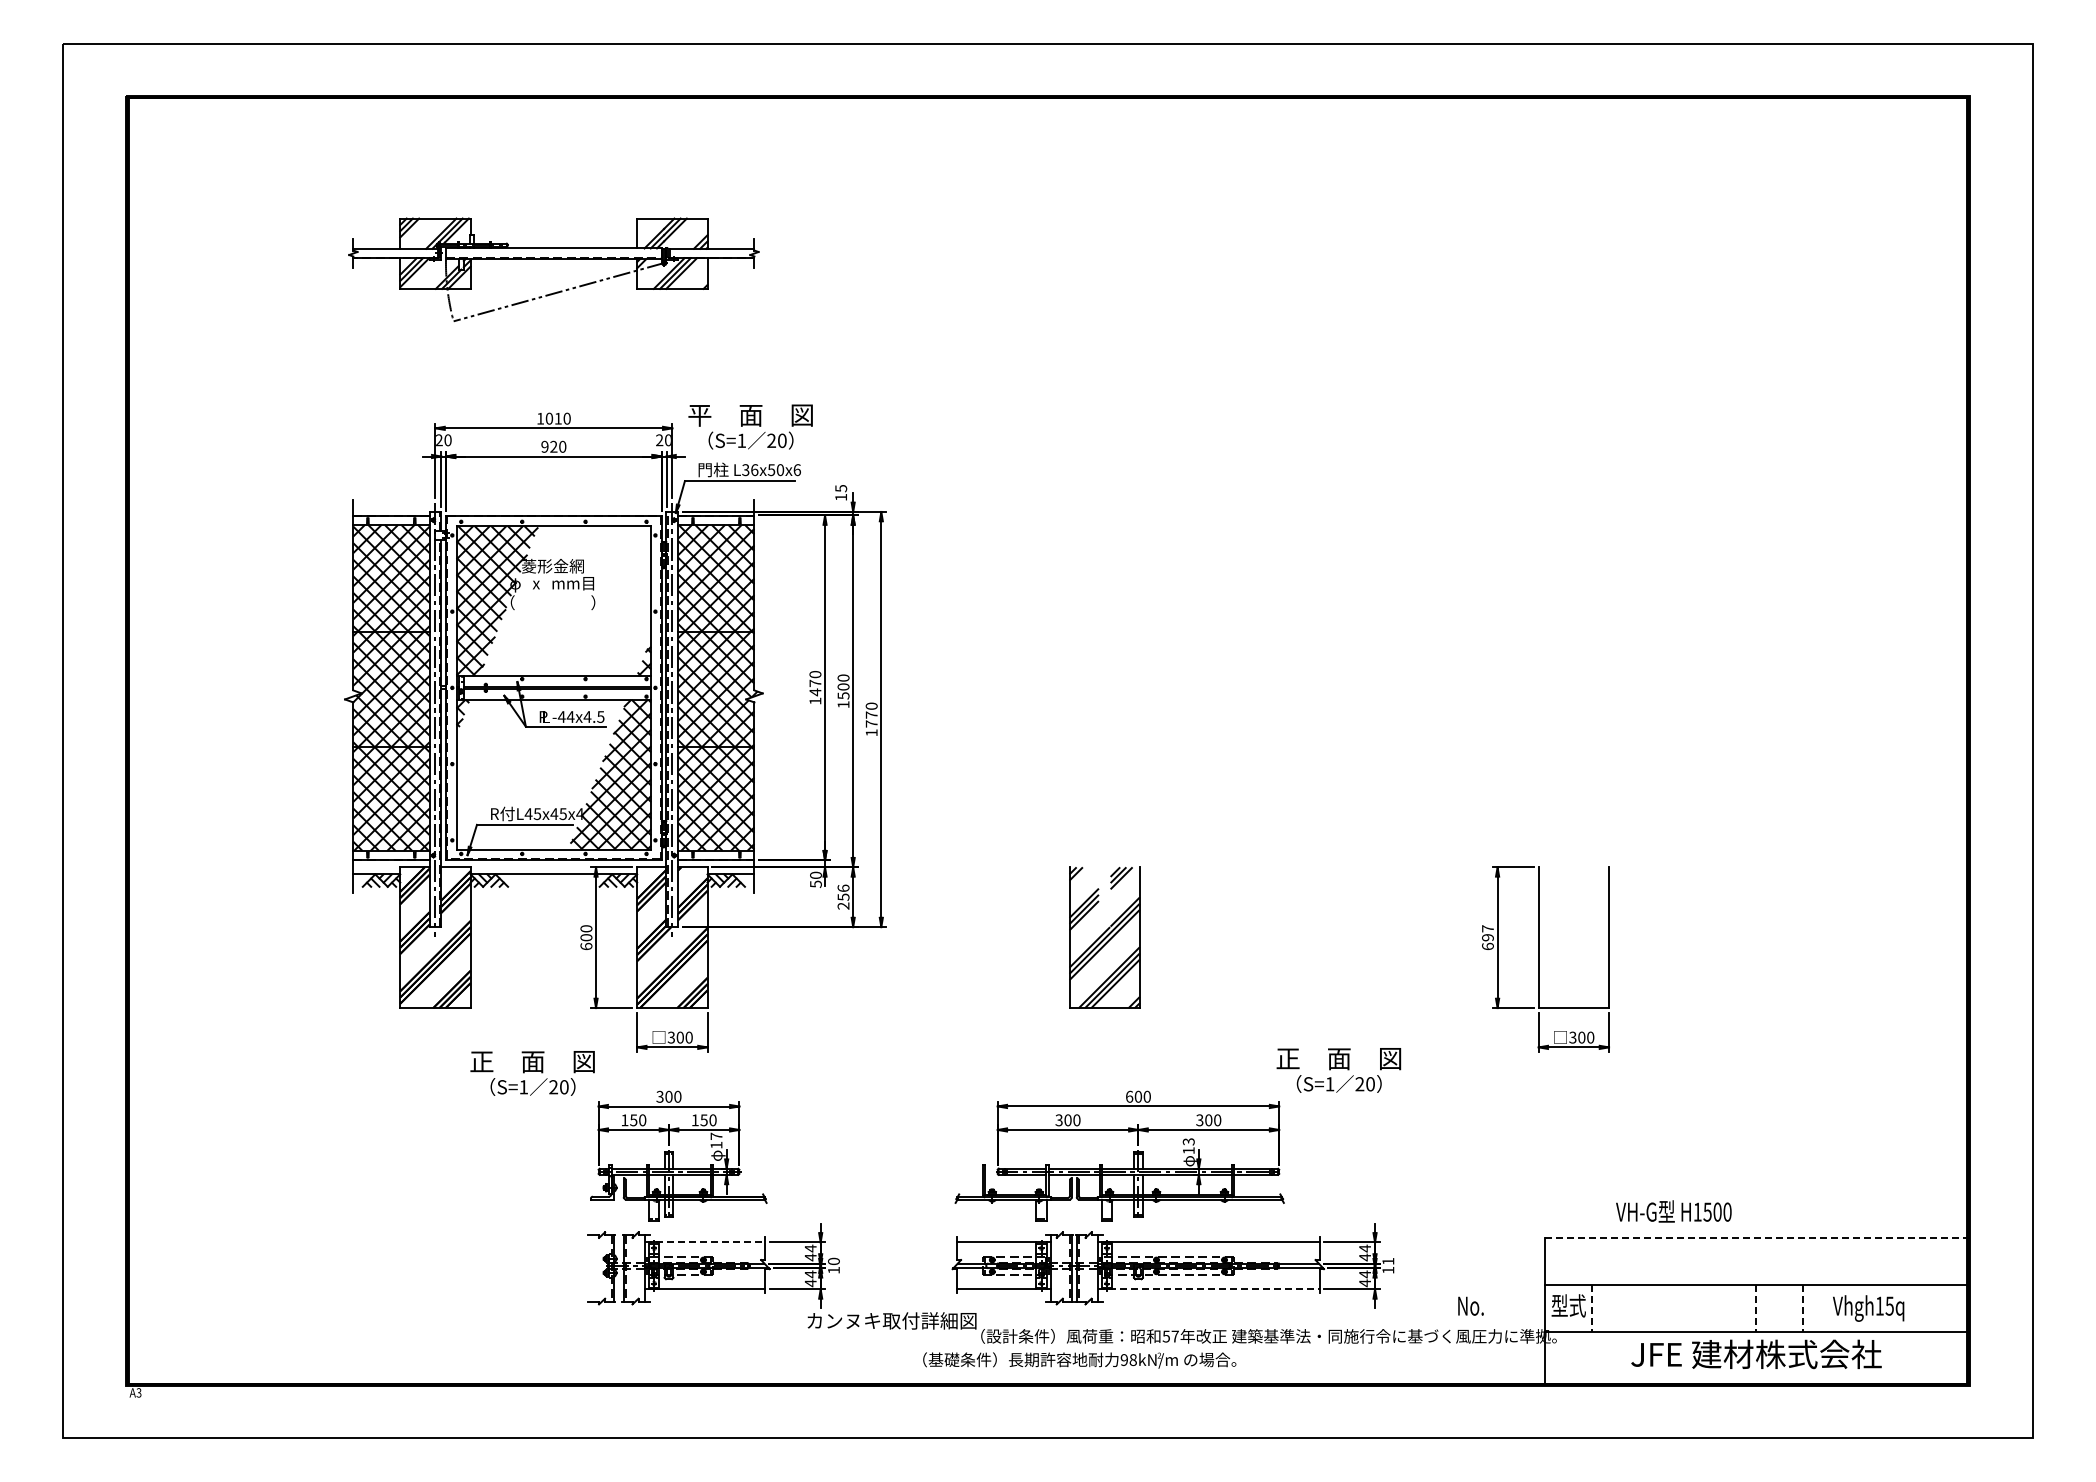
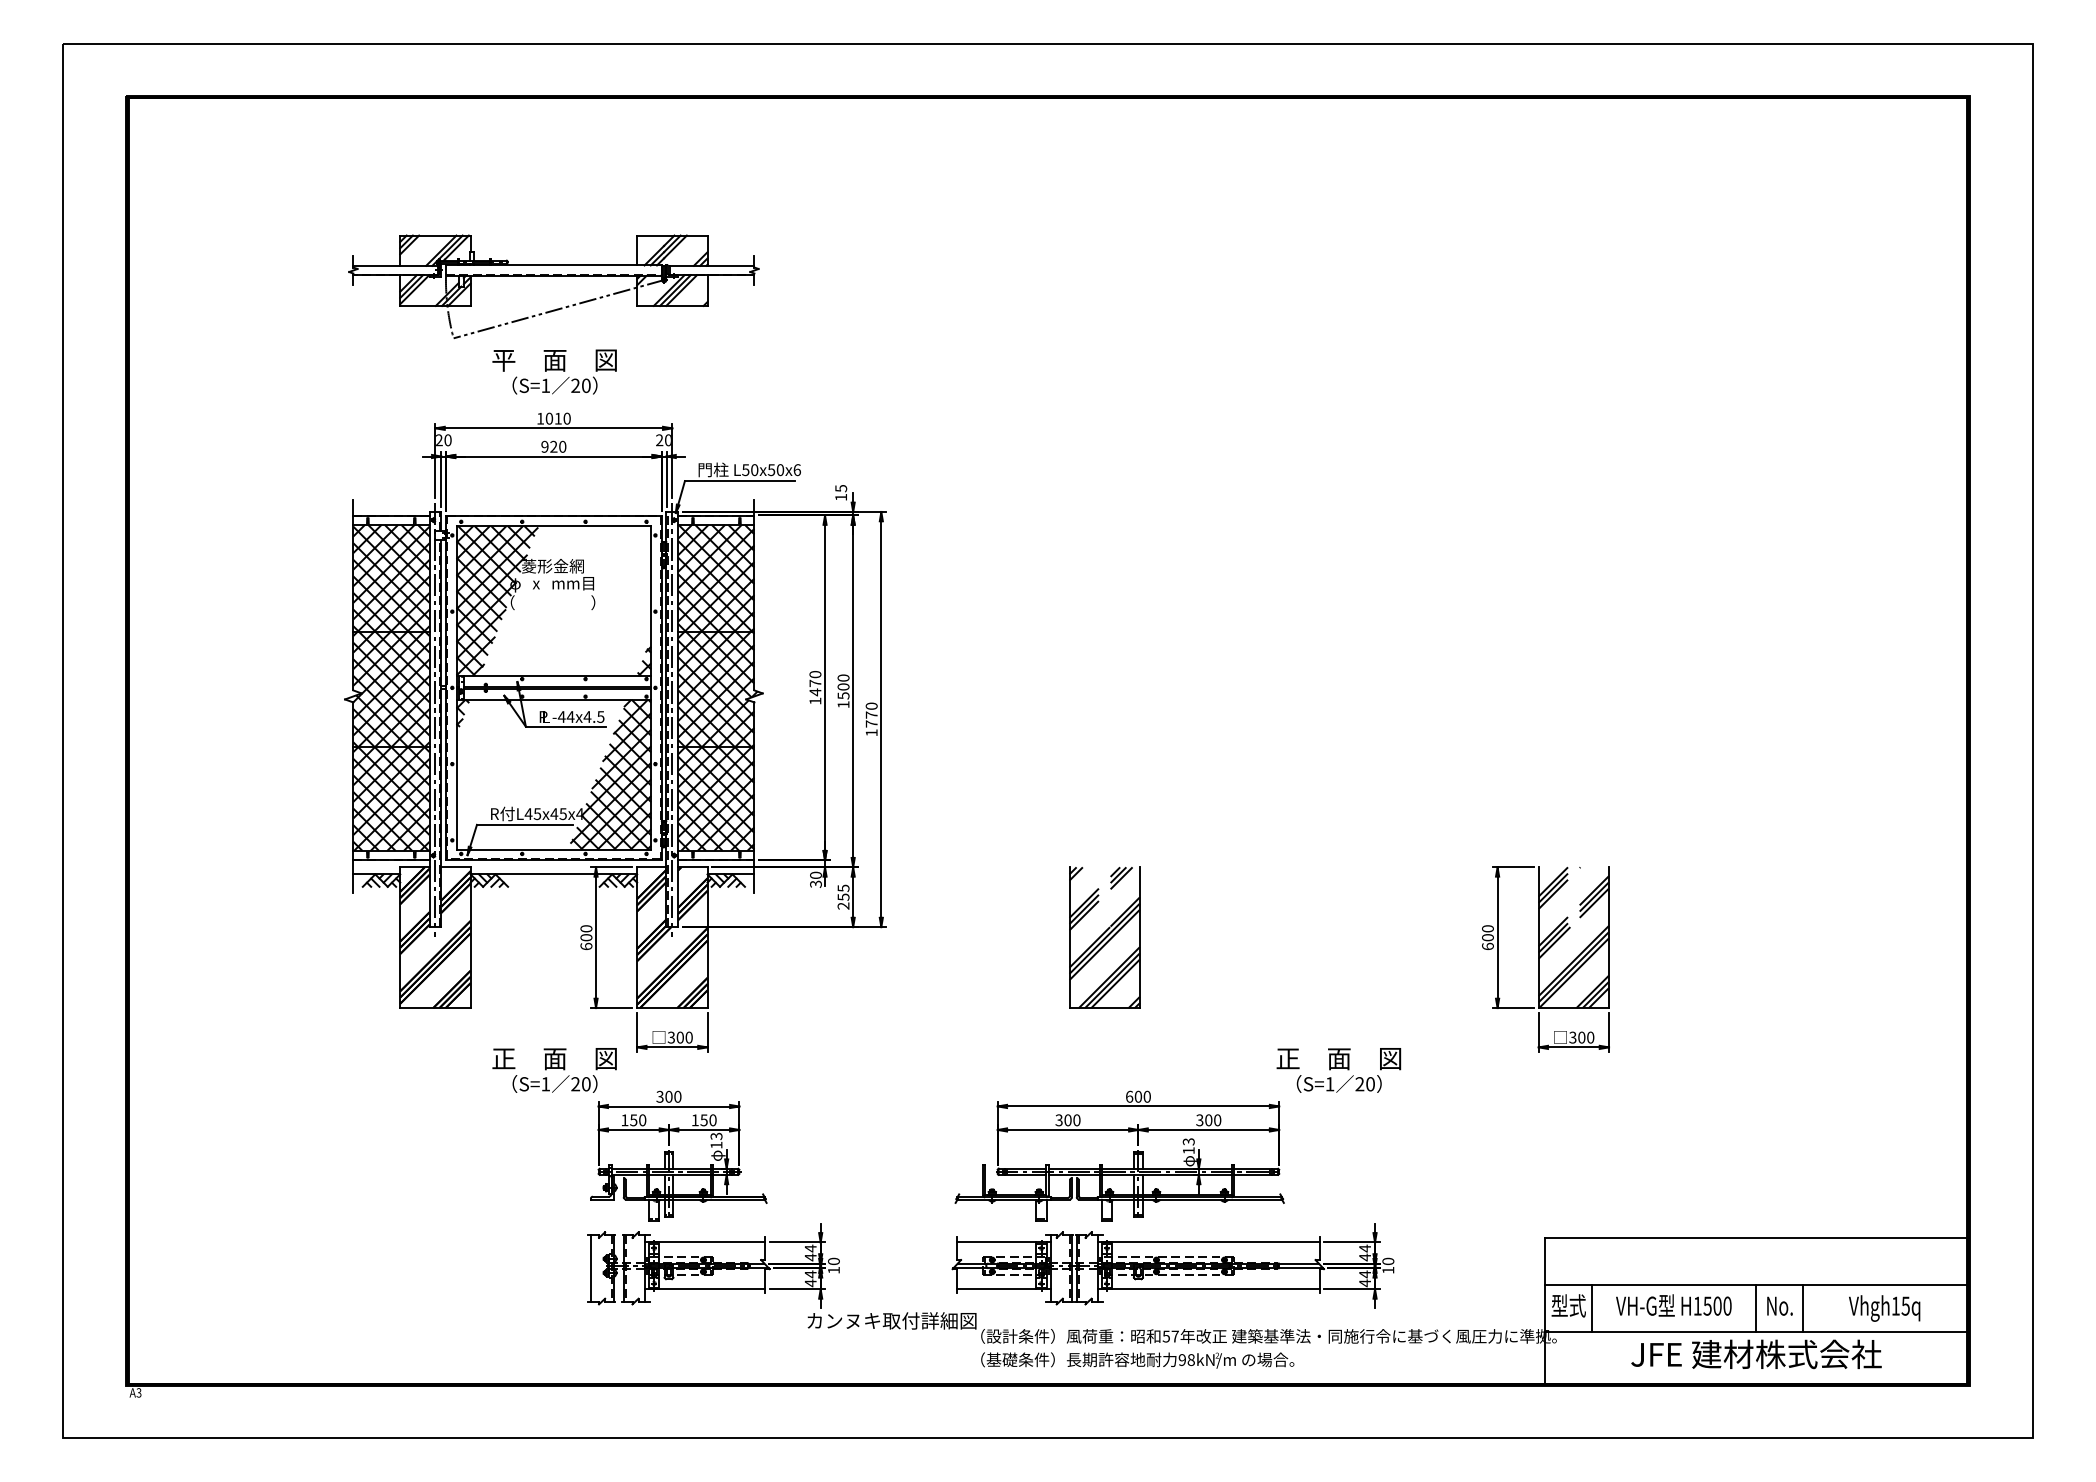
part position: (553, 259) -> (553, 276) (553, 276)
text position: (750, 426) -> (554, 371) (554, 371)
text: L36x50x6 -> L50x50x6 (750, 469)
text: 50 -> 30 (815, 883)
text: 256 -> 255 (843, 887)
text: 697 -> 600 (1487, 933)
hatch: none -> present (1573, 937)
text position: (532, 1073) -> (554, 1070) (554, 1070)
text: 17 -> 13 (716, 1135)
text position: (1673, 1211) -> (1673, 1305) (1673, 1305)
line: dashed -> solid (1756, 1238)
line: dashed -> solid (705, 1242)
text: 11 -> 10 (1388, 1260)
line: none -> present (590, 1268)
line: dashed -> solid (1208, 1289)
text position: (1470, 1305) -> (1779, 1305) (1779, 1305)
text position: (1868, 1308) -> (1884, 1308) (1884, 1308)
line: dashed -> solid (1592, 1309)
line: dashed -> solid (1756, 1309)
line: dashed -> solid (1803, 1309)
text position: (1079, 1360) -> (1137, 1360) (1137, 1360)
